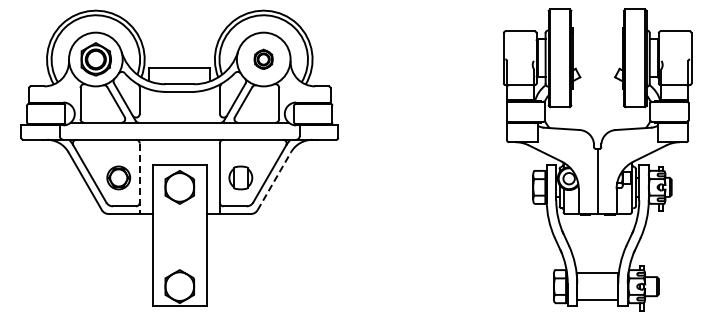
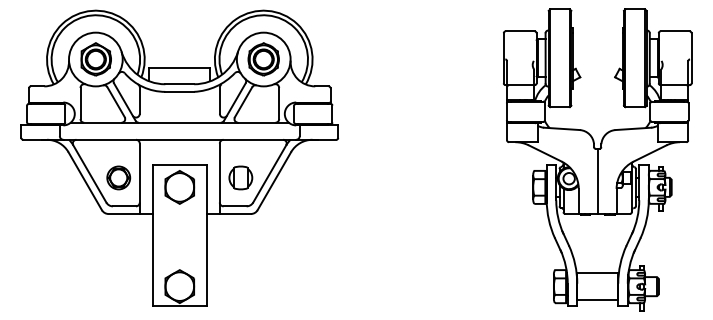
part size: 21x22 px -> 33x35 px (263, 59)
line: dashed -> solid (139, 179)
line: dashed -> solid (274, 180)
